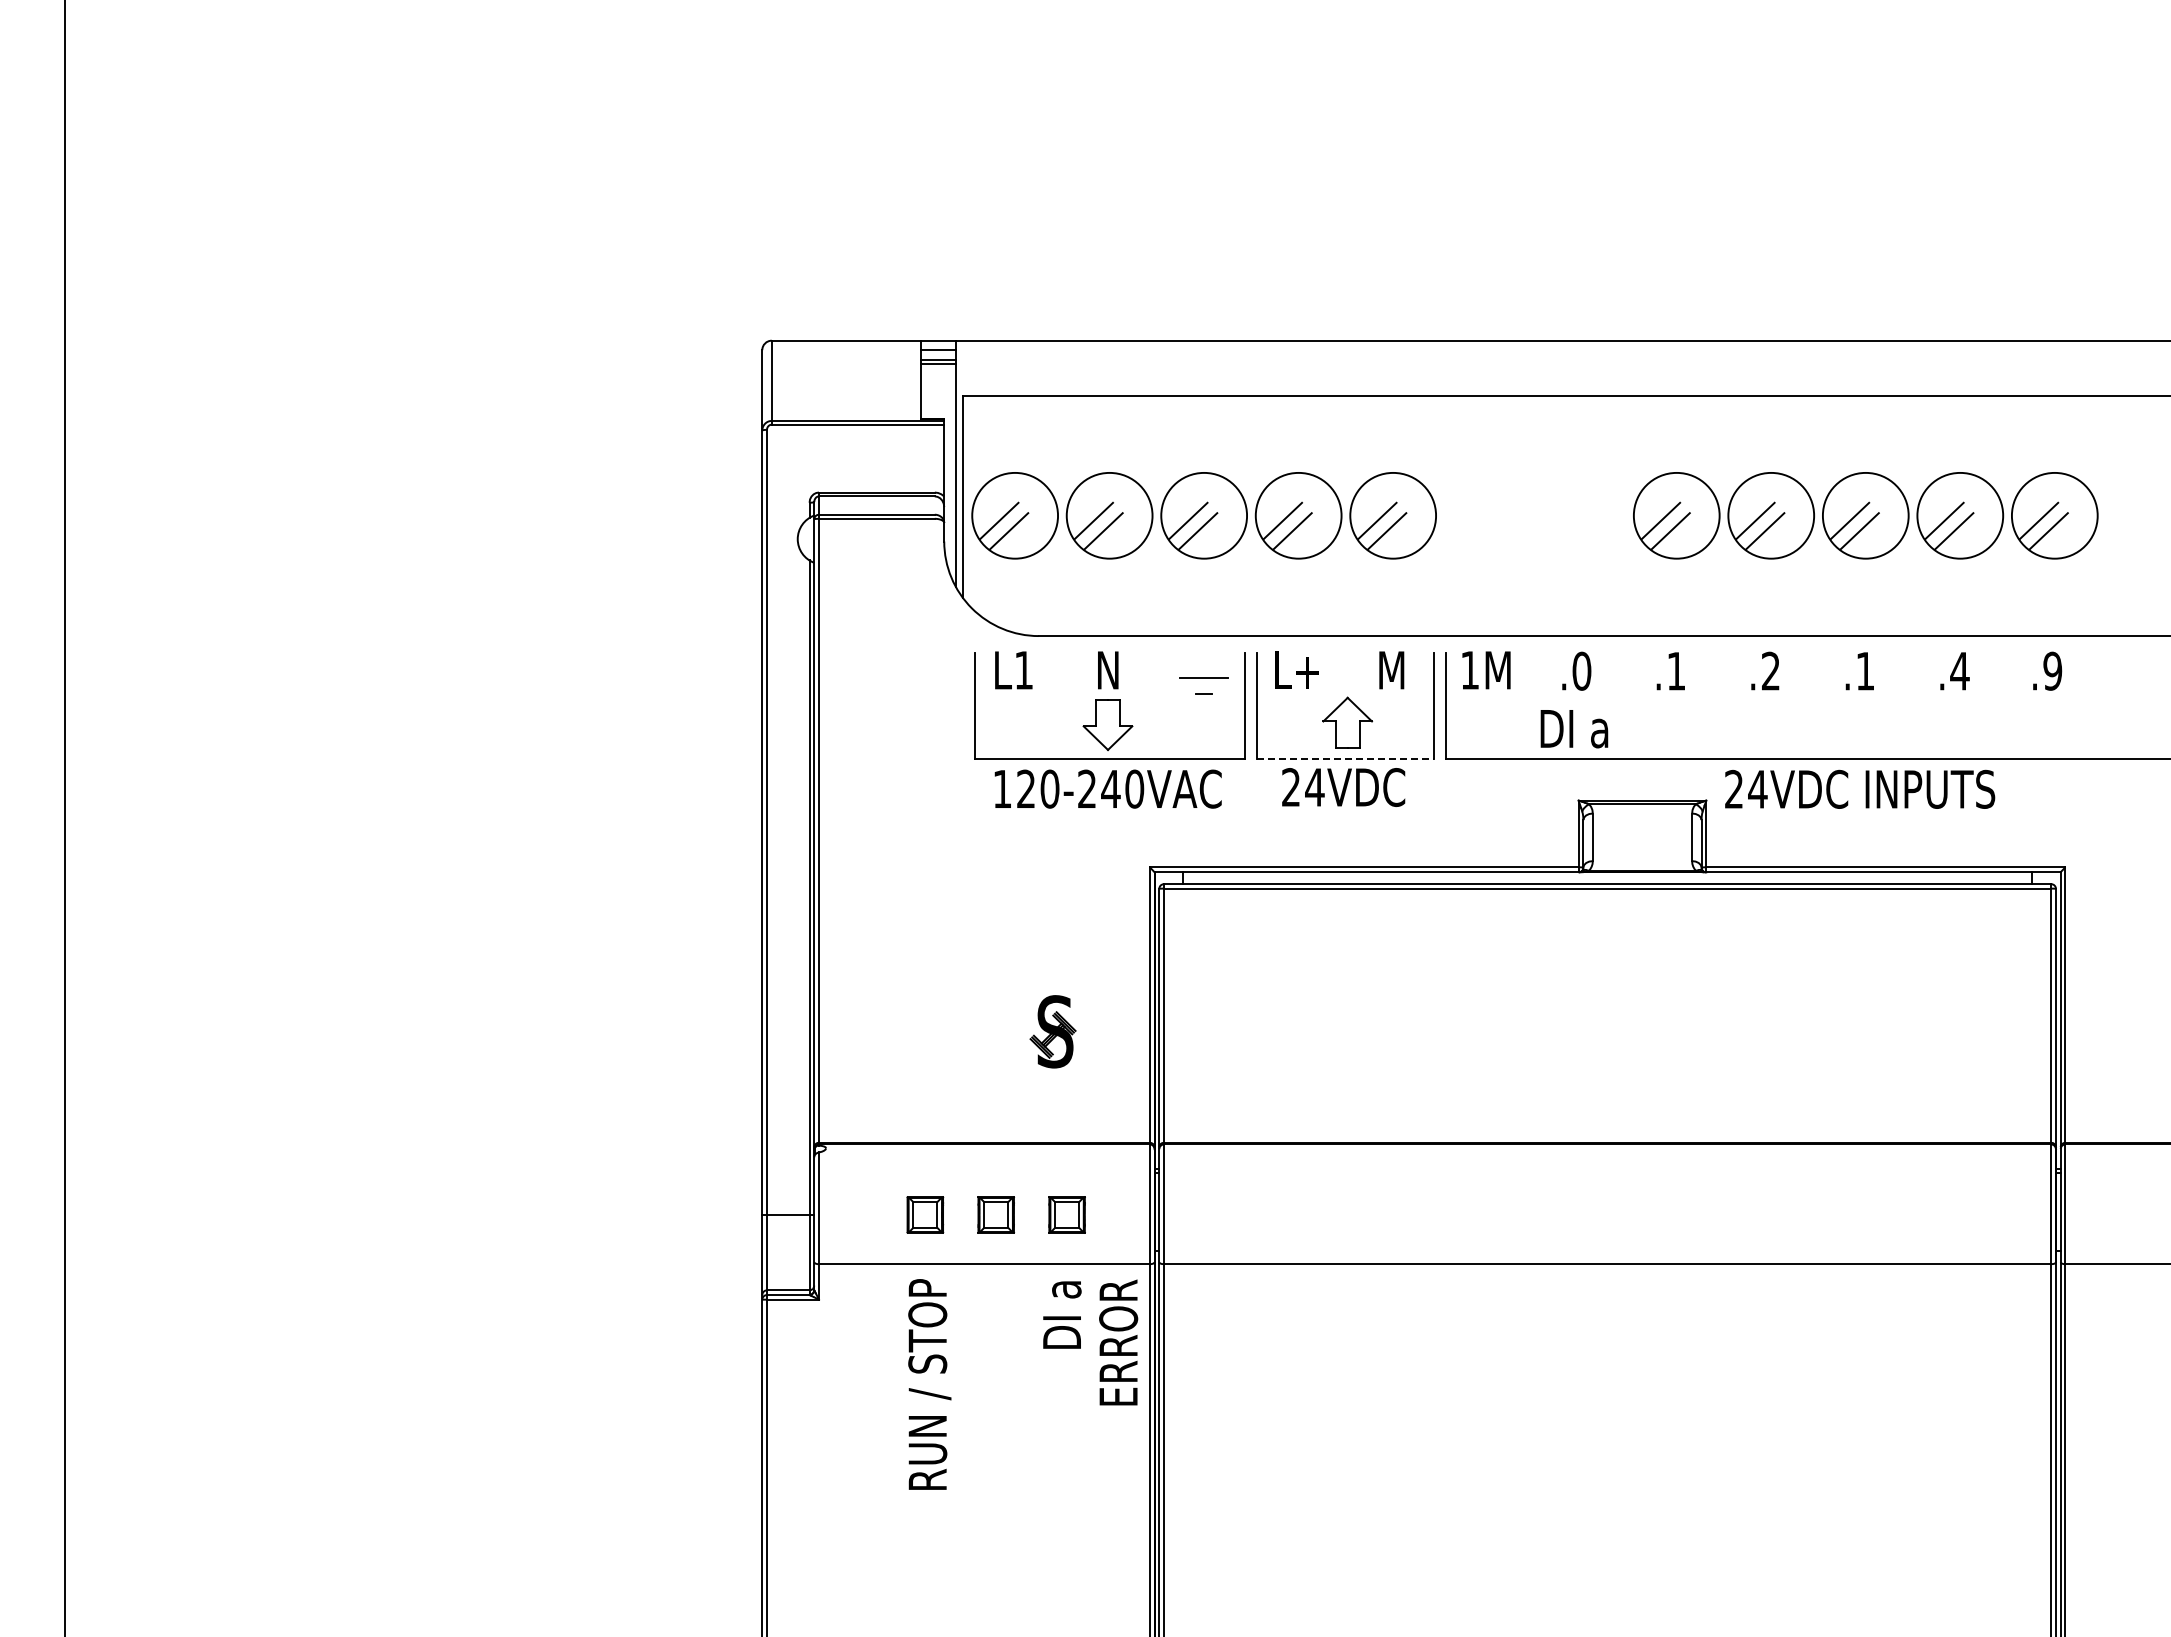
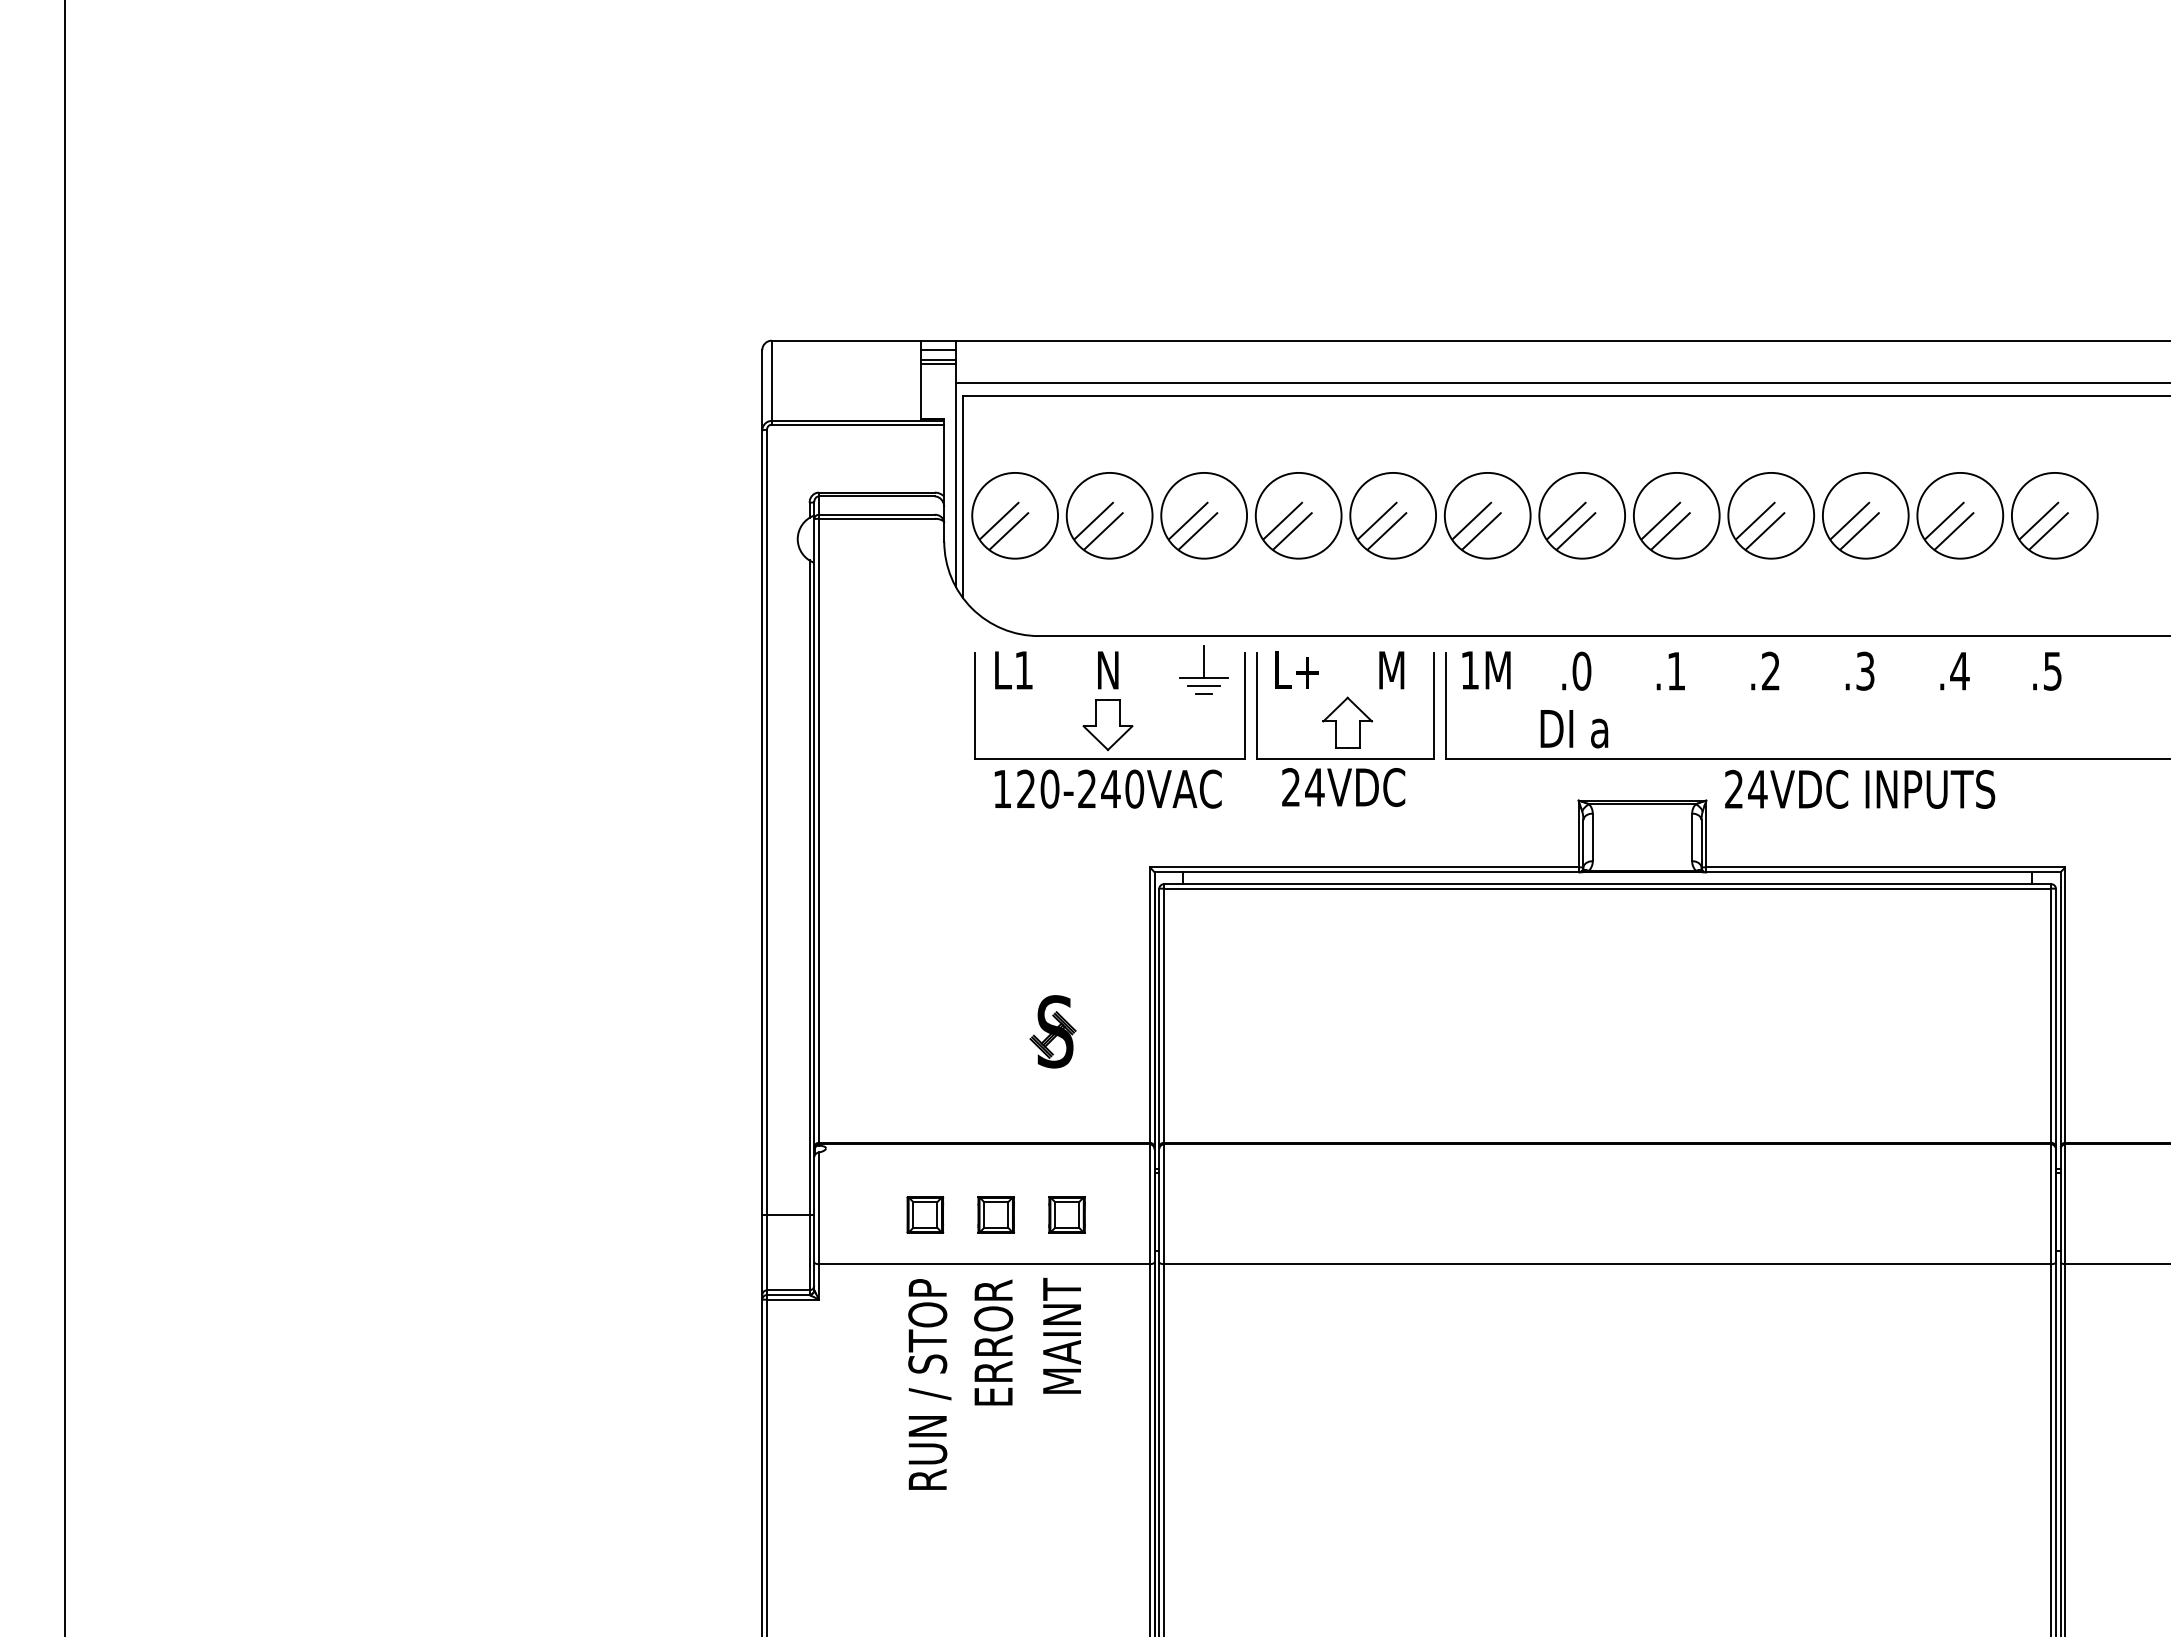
line: none -> present (1561, 383)
part: none -> present (1534, 515)
line: none -> present (1204, 662)
text: .1 -> .3 (1865, 670)
text: .9 -> .5 (2052, 670)
line: none -> present (1203, 686)
line: dashed -> solid (1345, 759)
text: DI a -> MAINT (1062, 1335)
text position: (1118, 1342) -> (993, 1342) (993, 1342)
